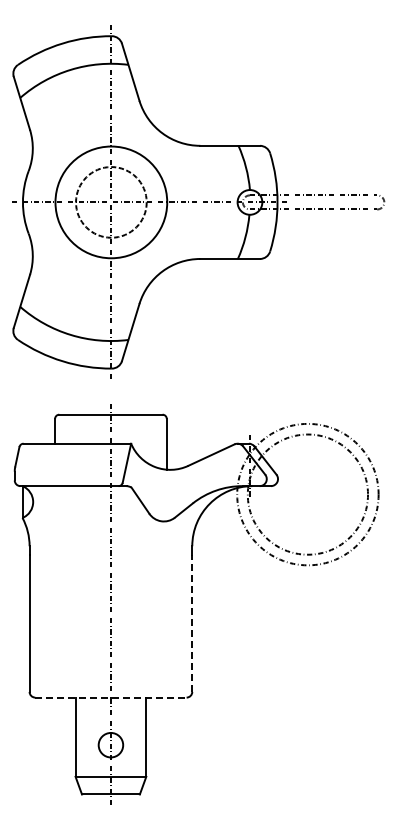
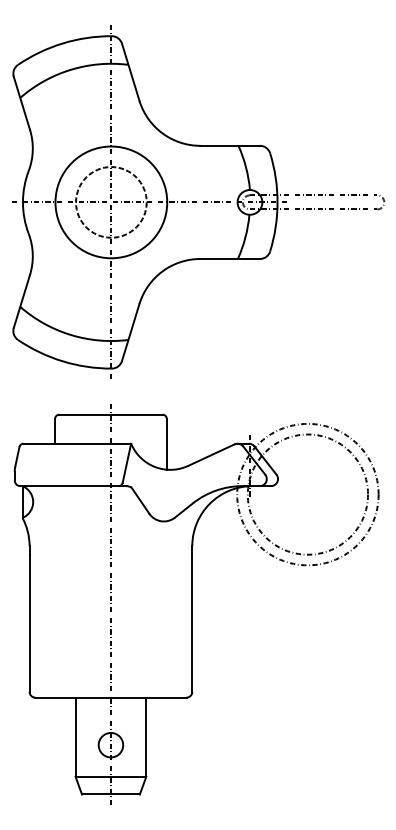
line: dashed -> solid (192, 623)
line: dashed -> solid (110, 697)
